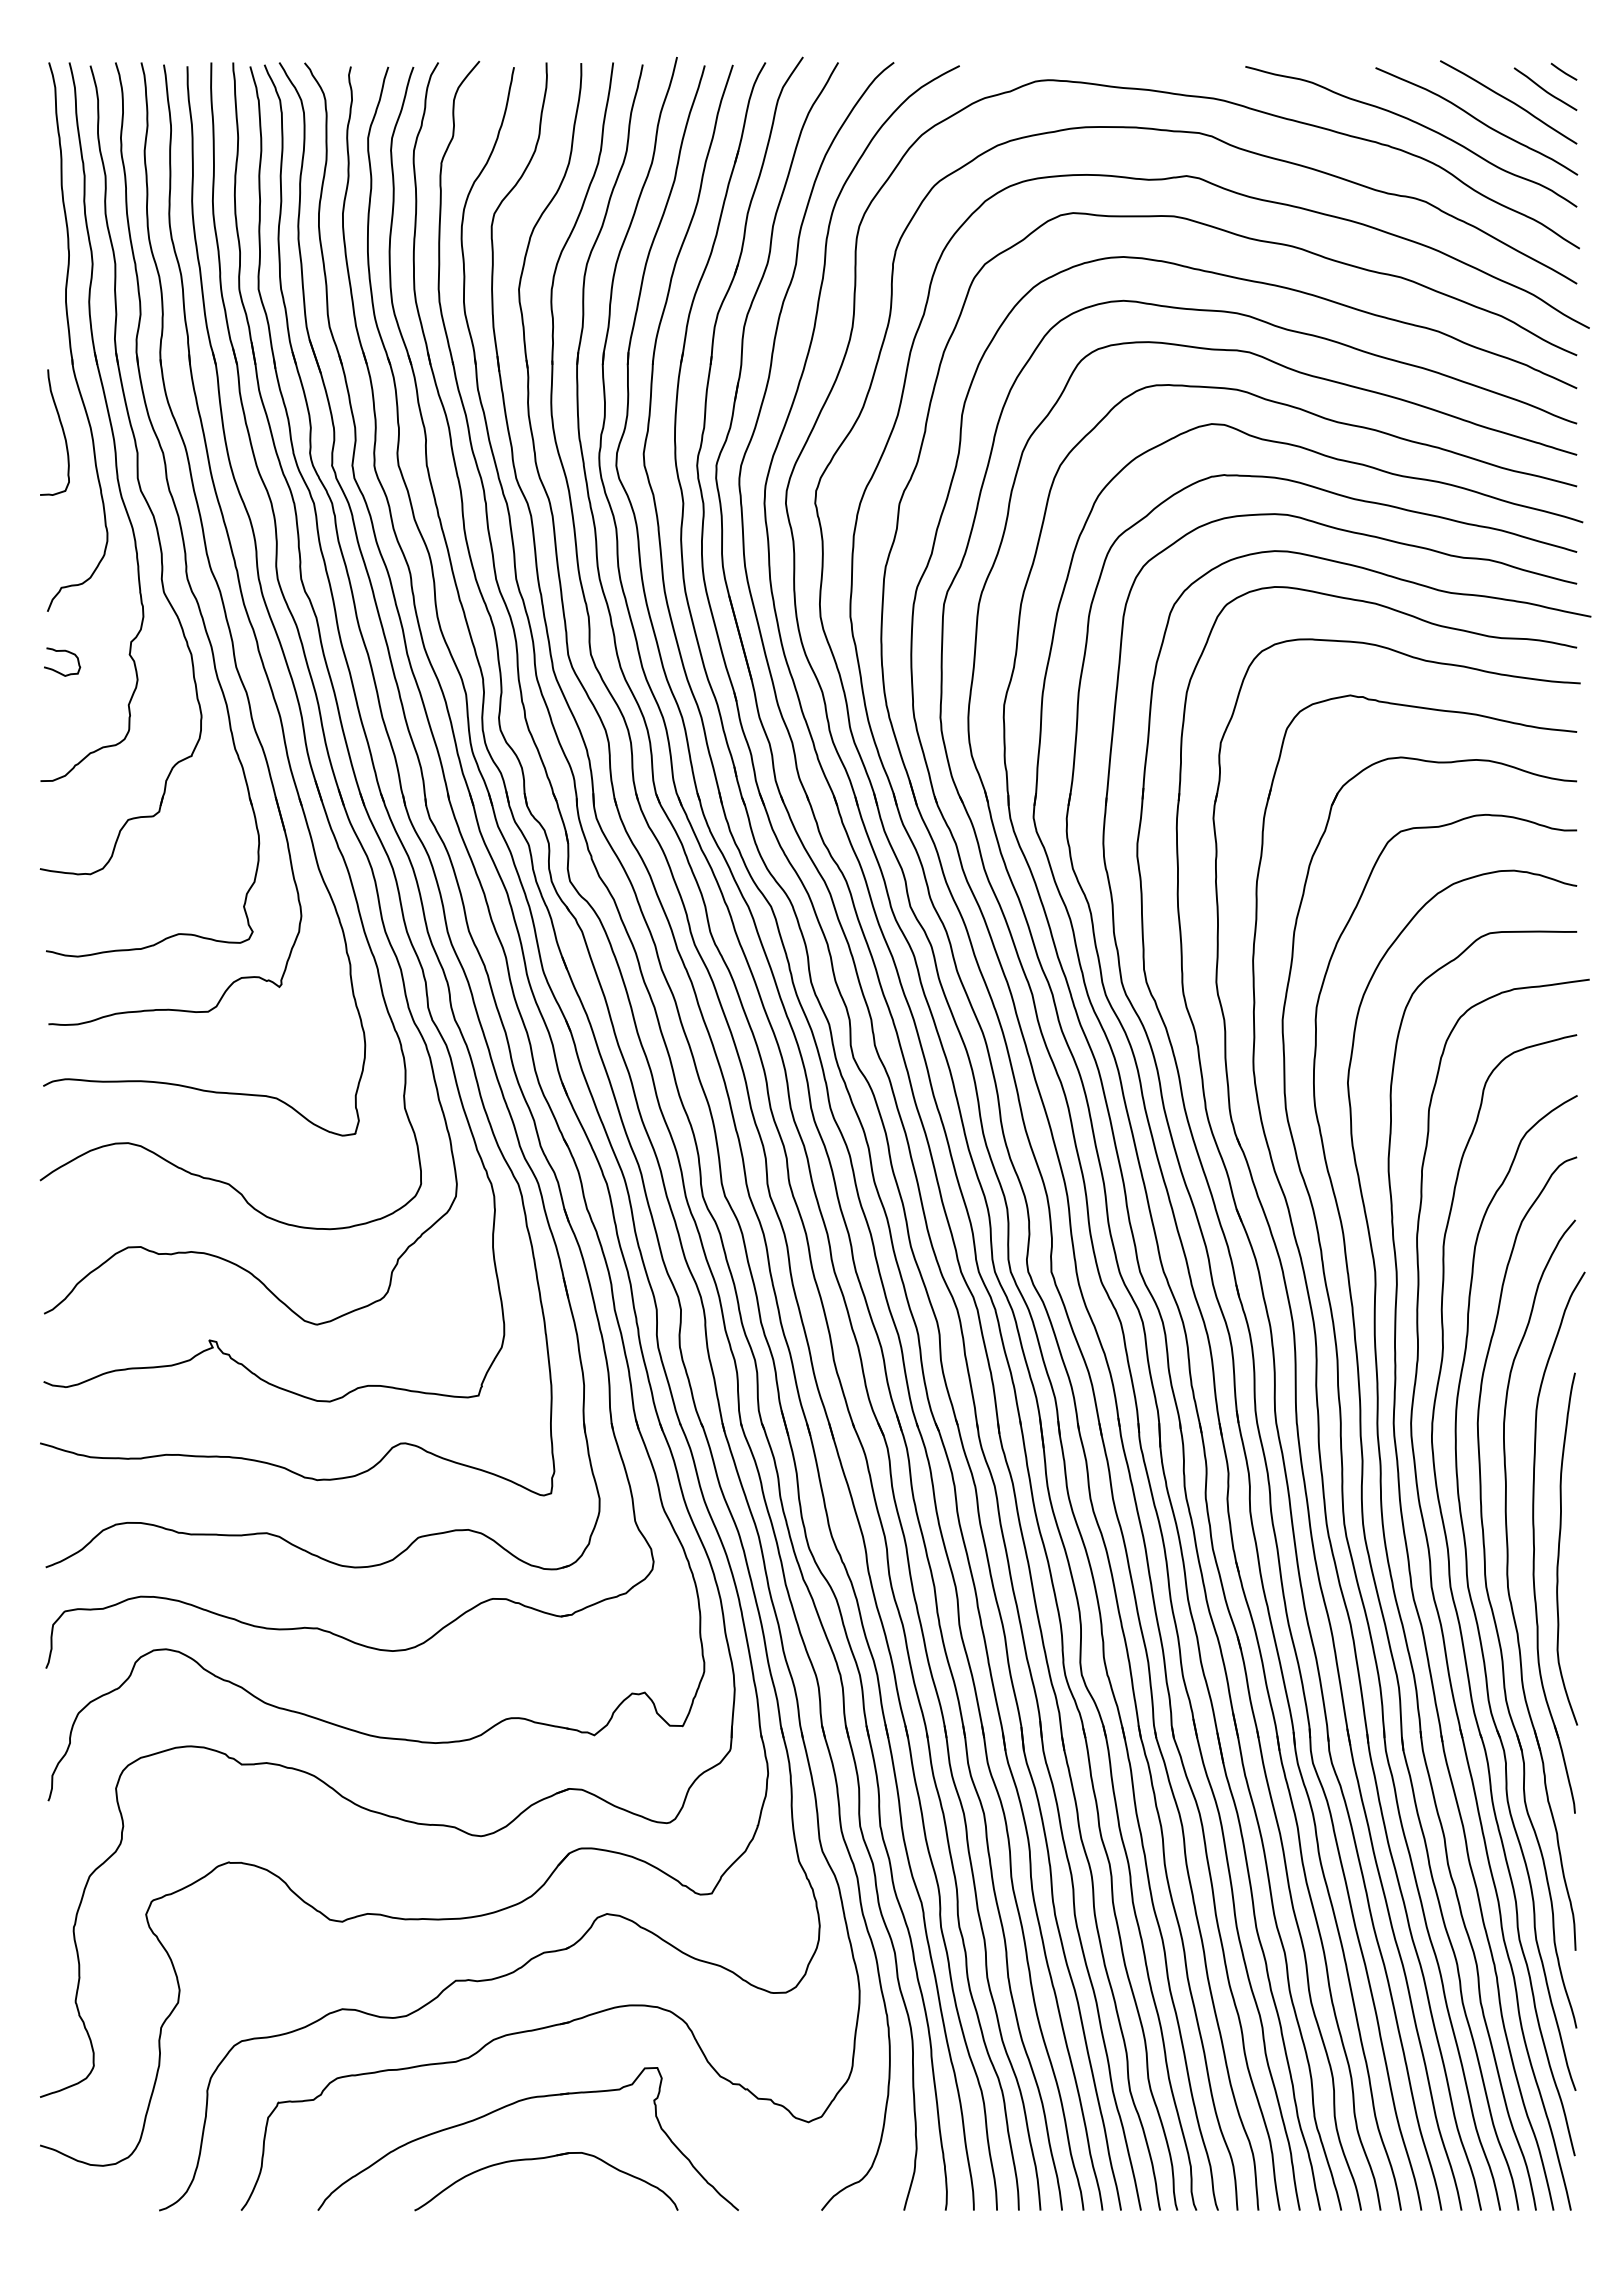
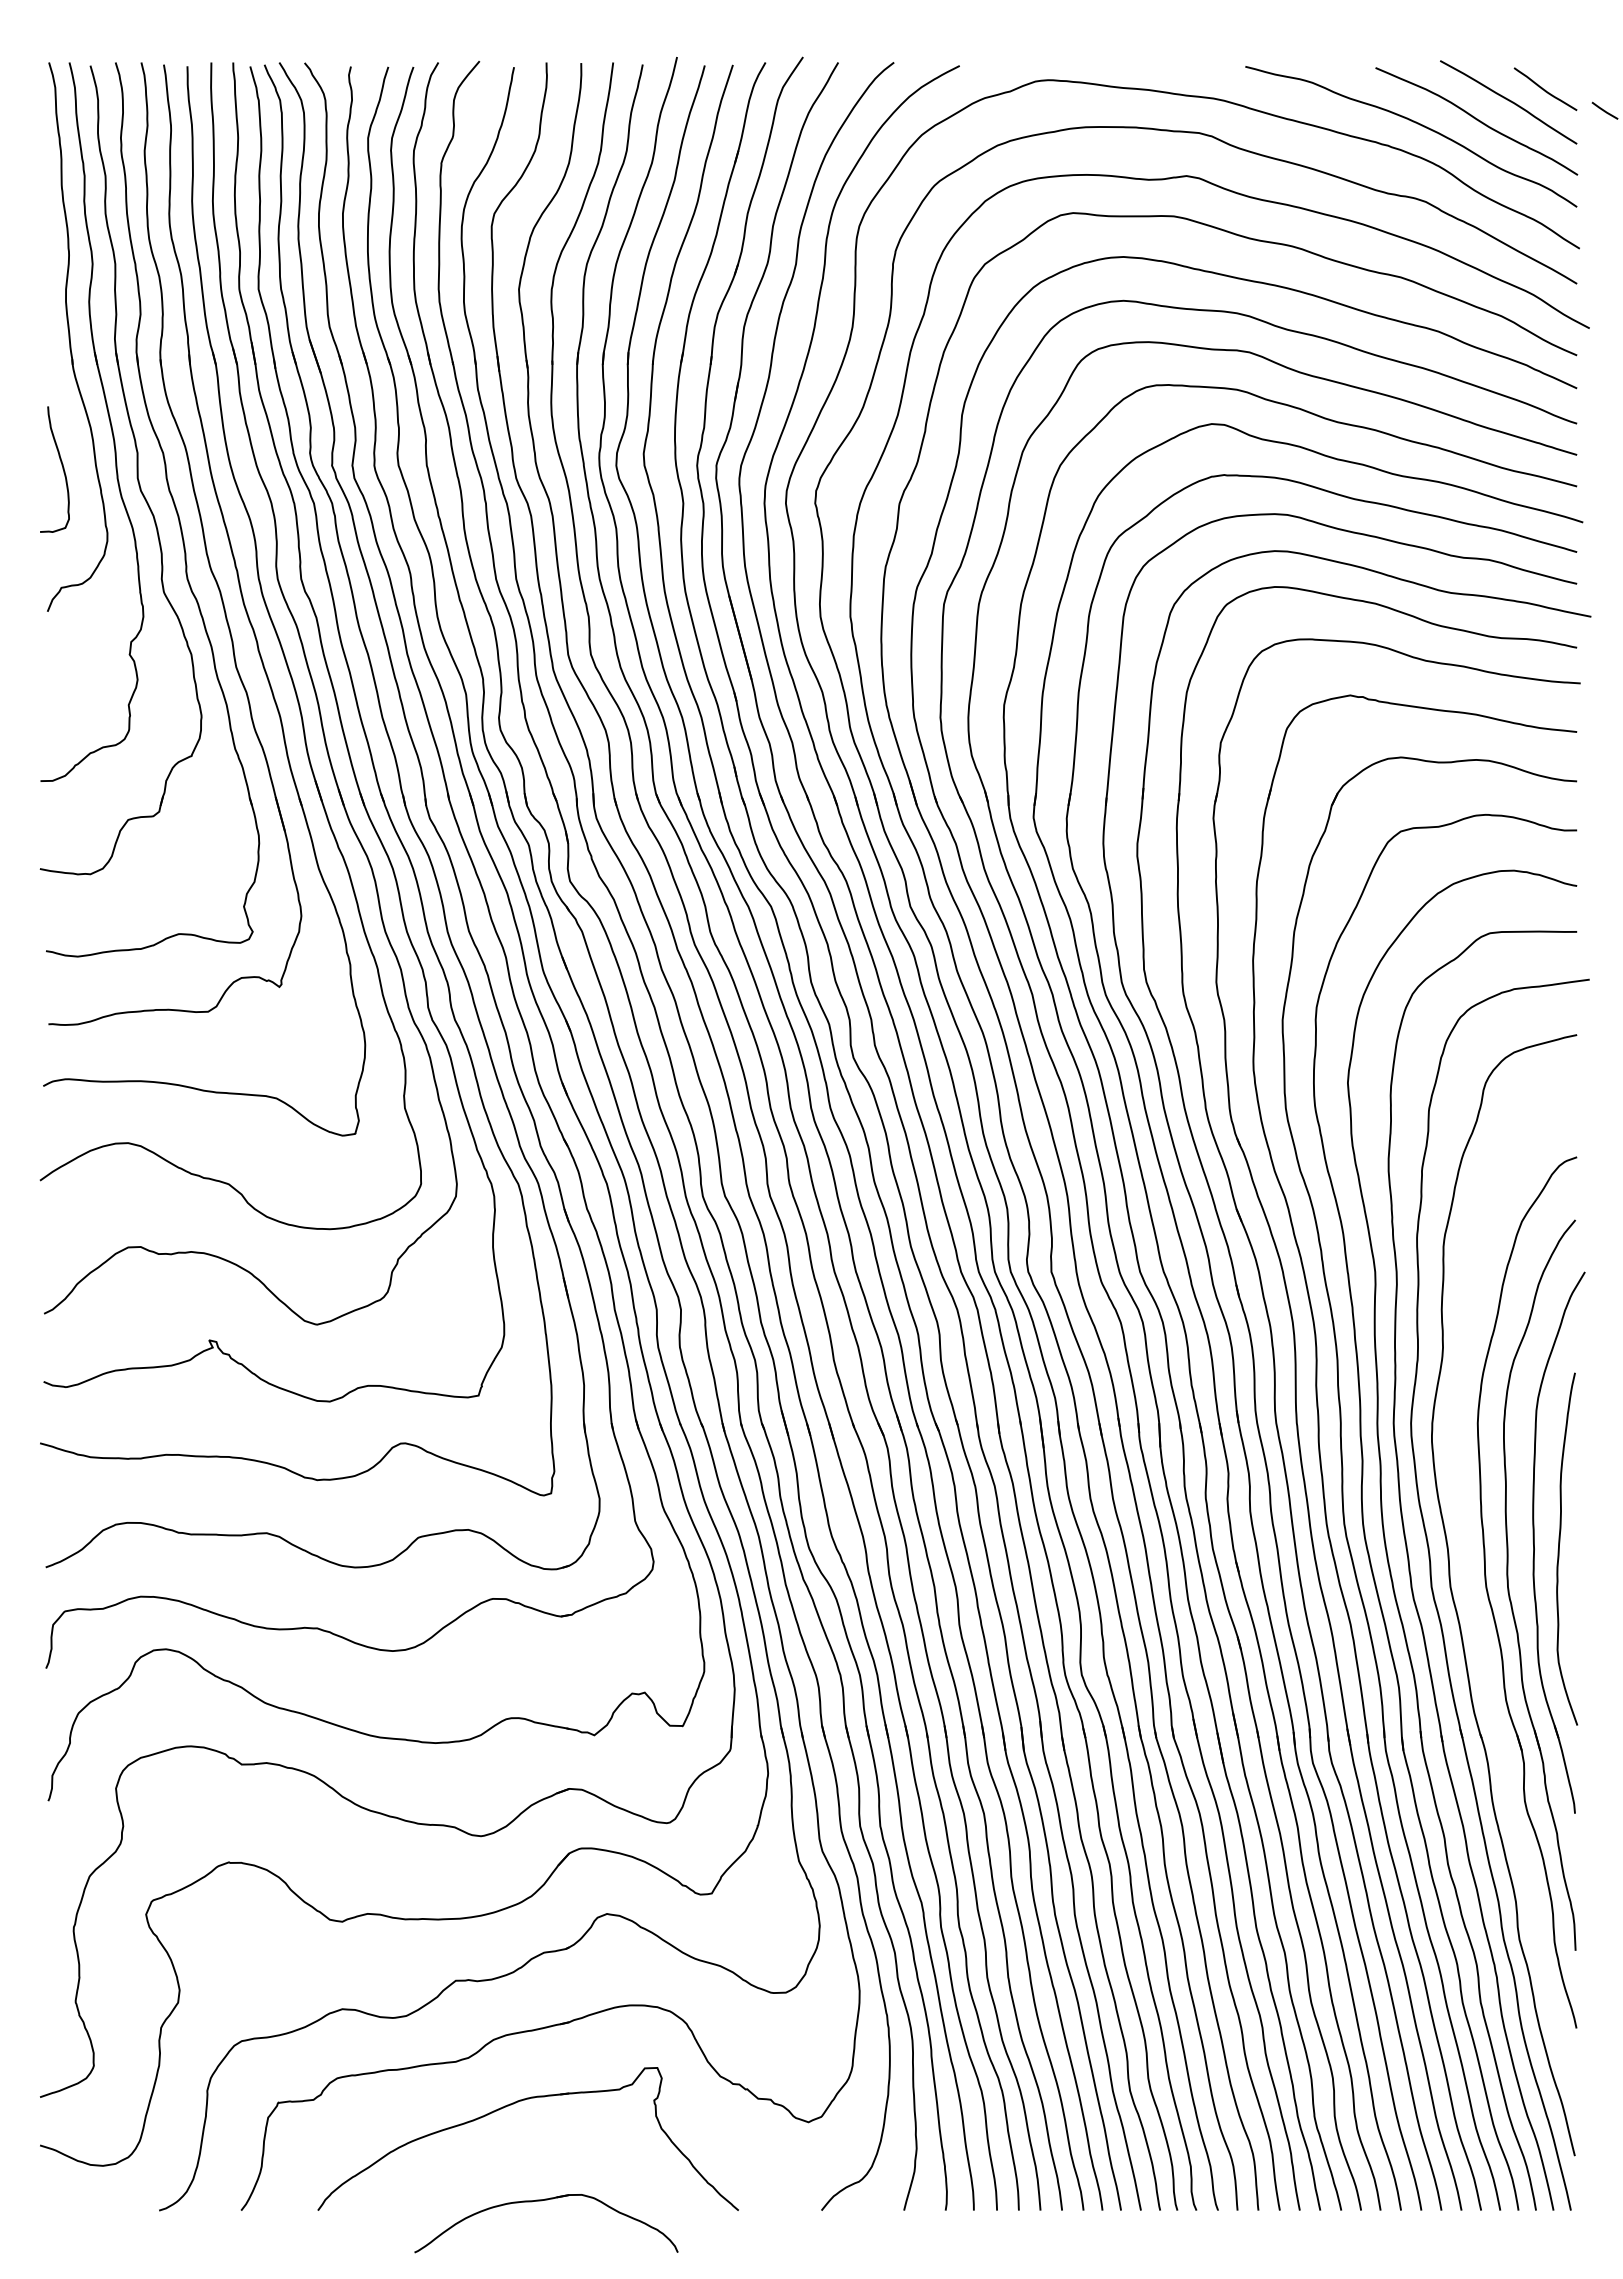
line position: (1563, 71) -> (1604, 110) (1604, 110)
curve position: (62, 432) -> (62, 469) (62, 469)
curve: present -> none (66, 652)
part: present -> none (1474, 1607)
part position: (541, 2159) -> (541, 2201) (541, 2201)
